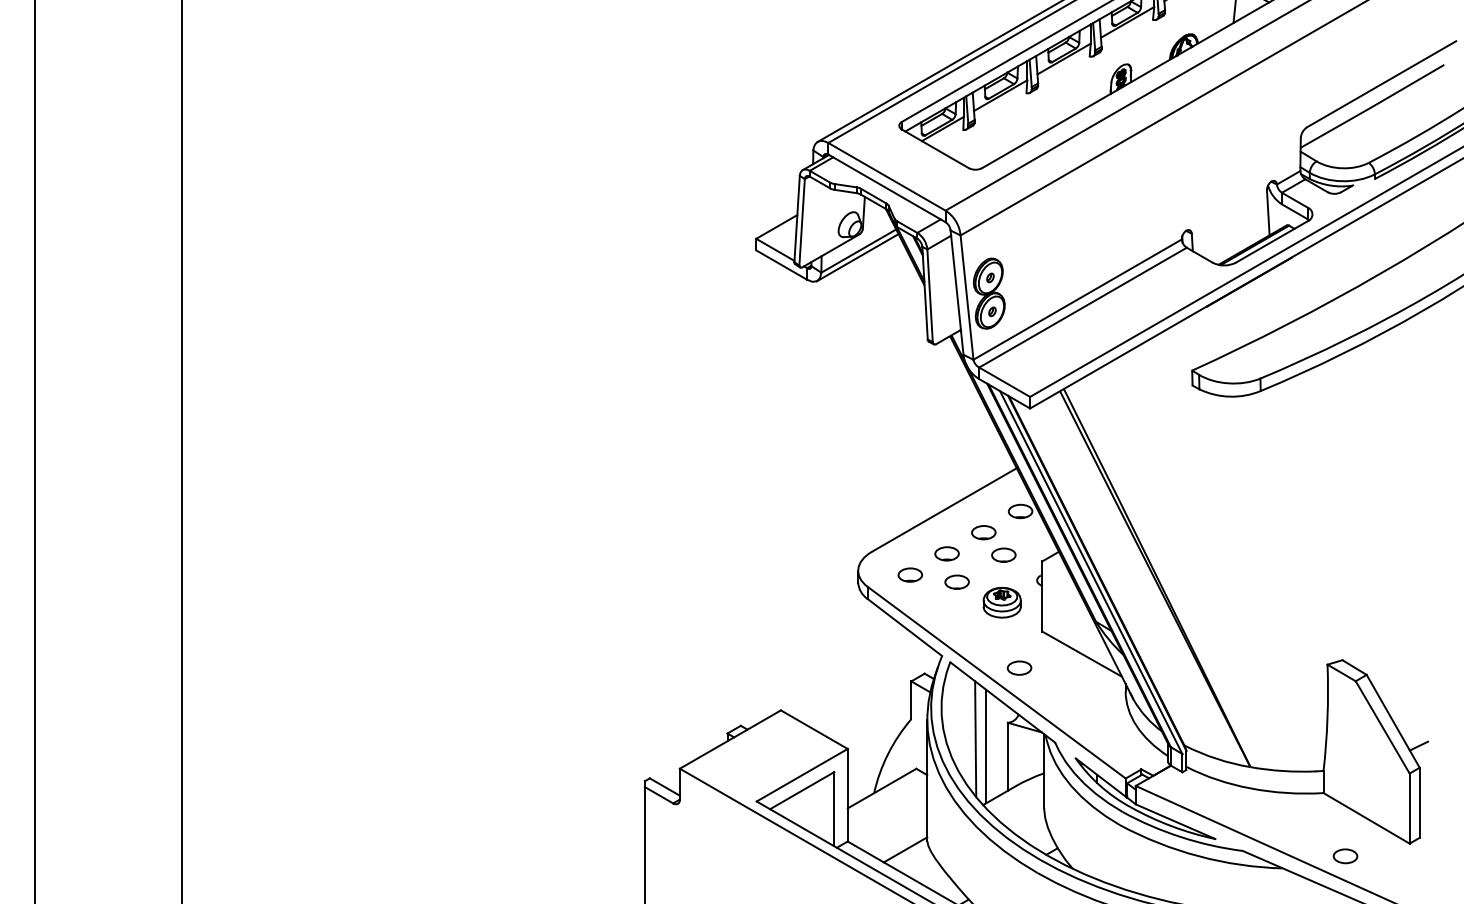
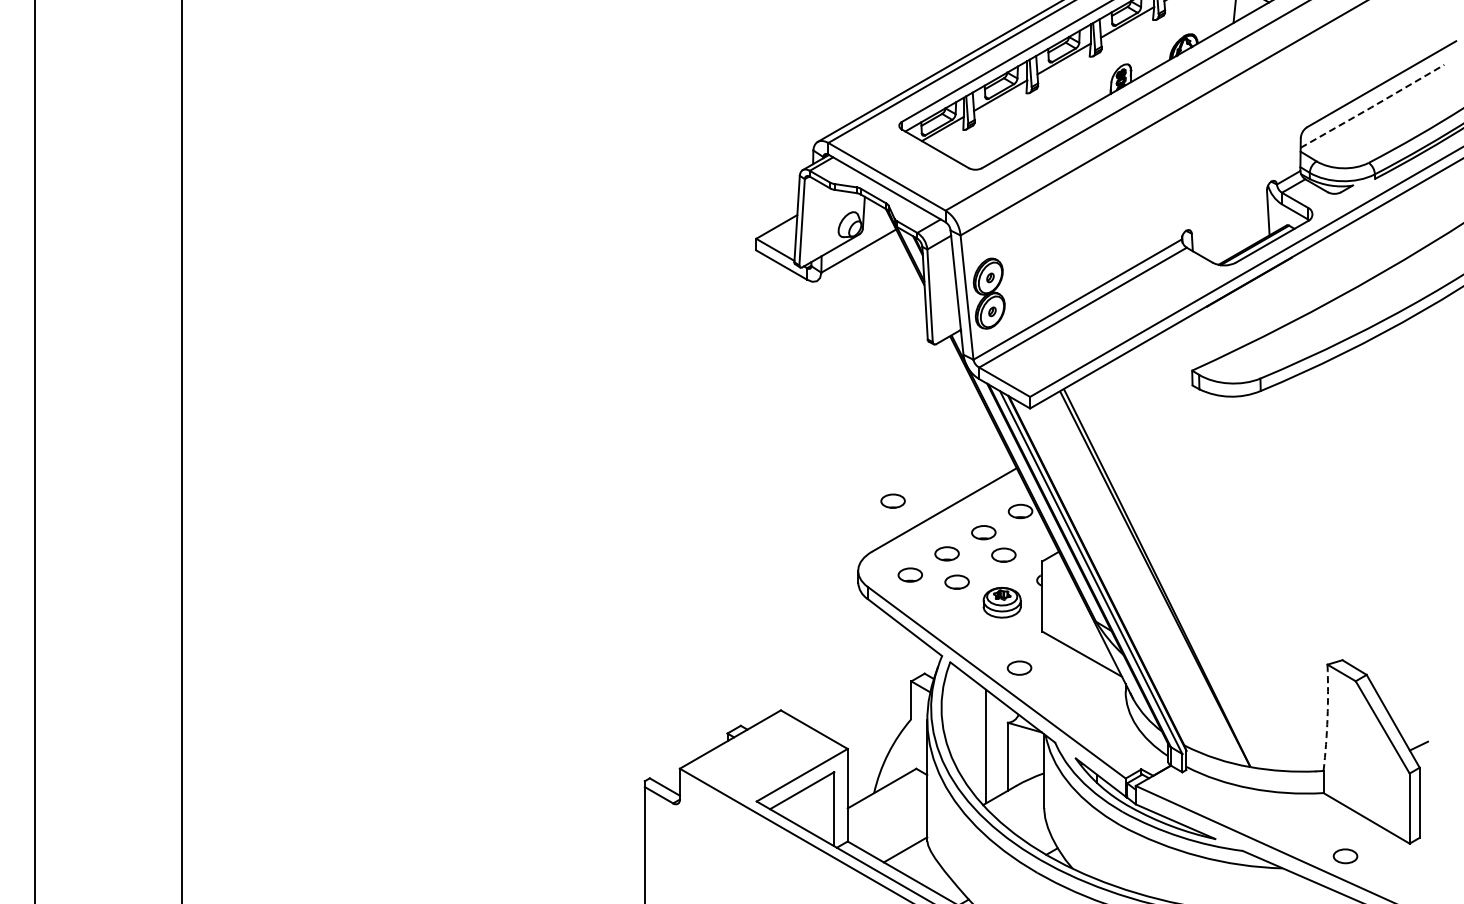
line: solid -> dashed (1372, 107)
line: present -> none (857, 257)
part: none -> present (892, 500)
arc: solid -> dashed (1327, 717)
line: present -> none (975, 738)
